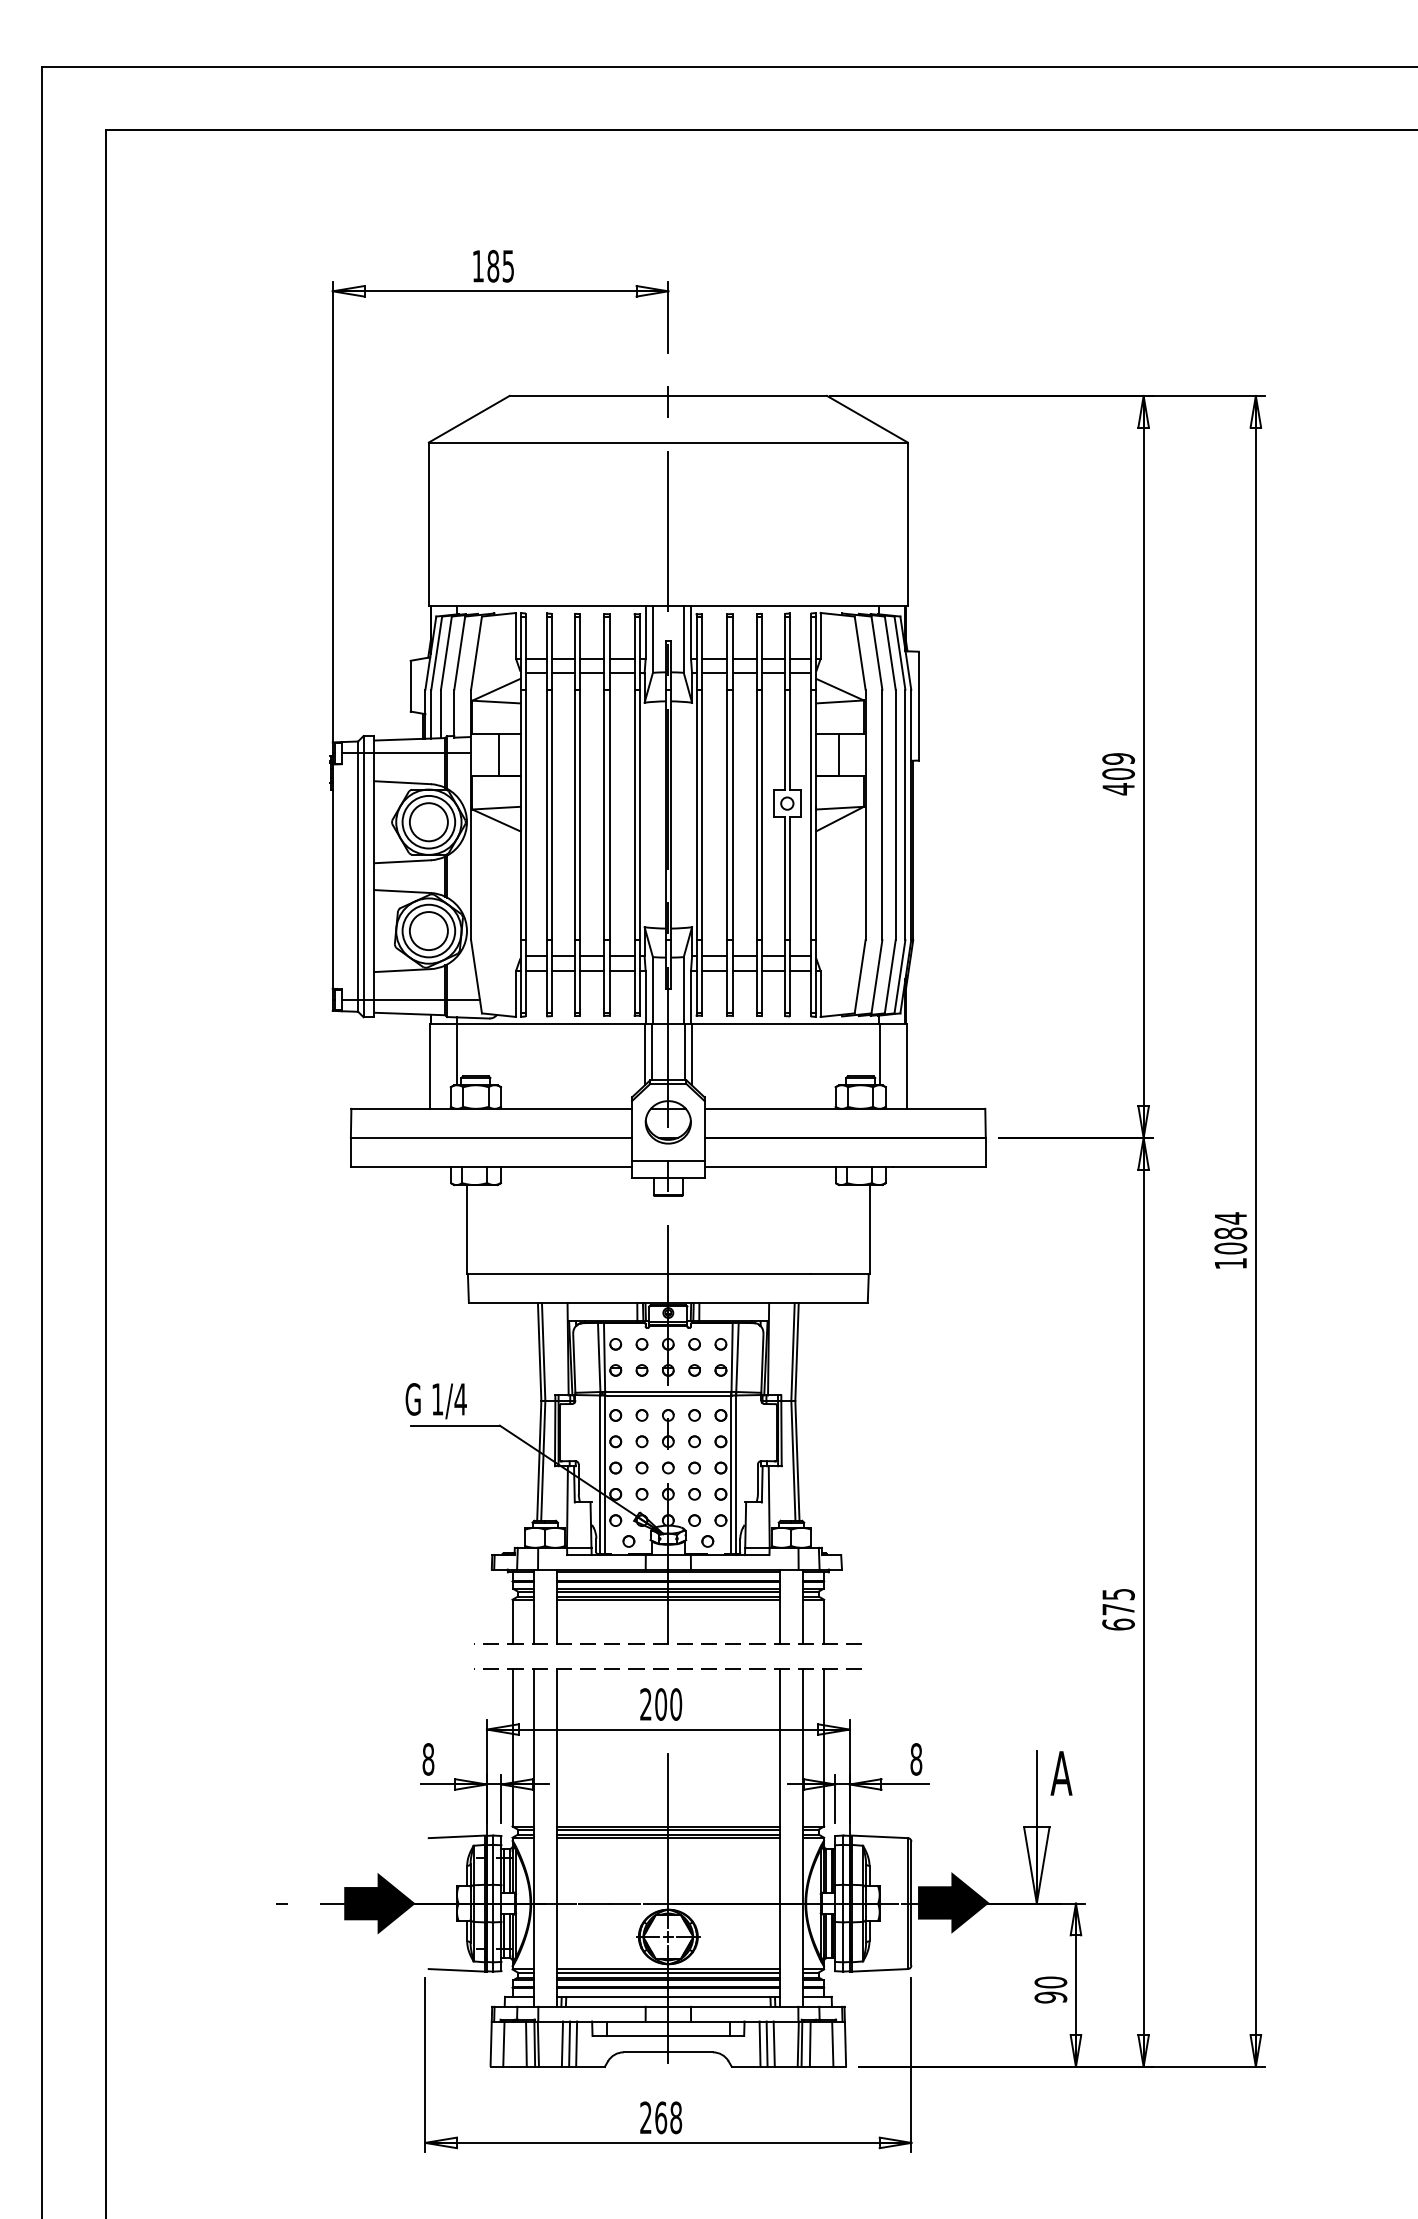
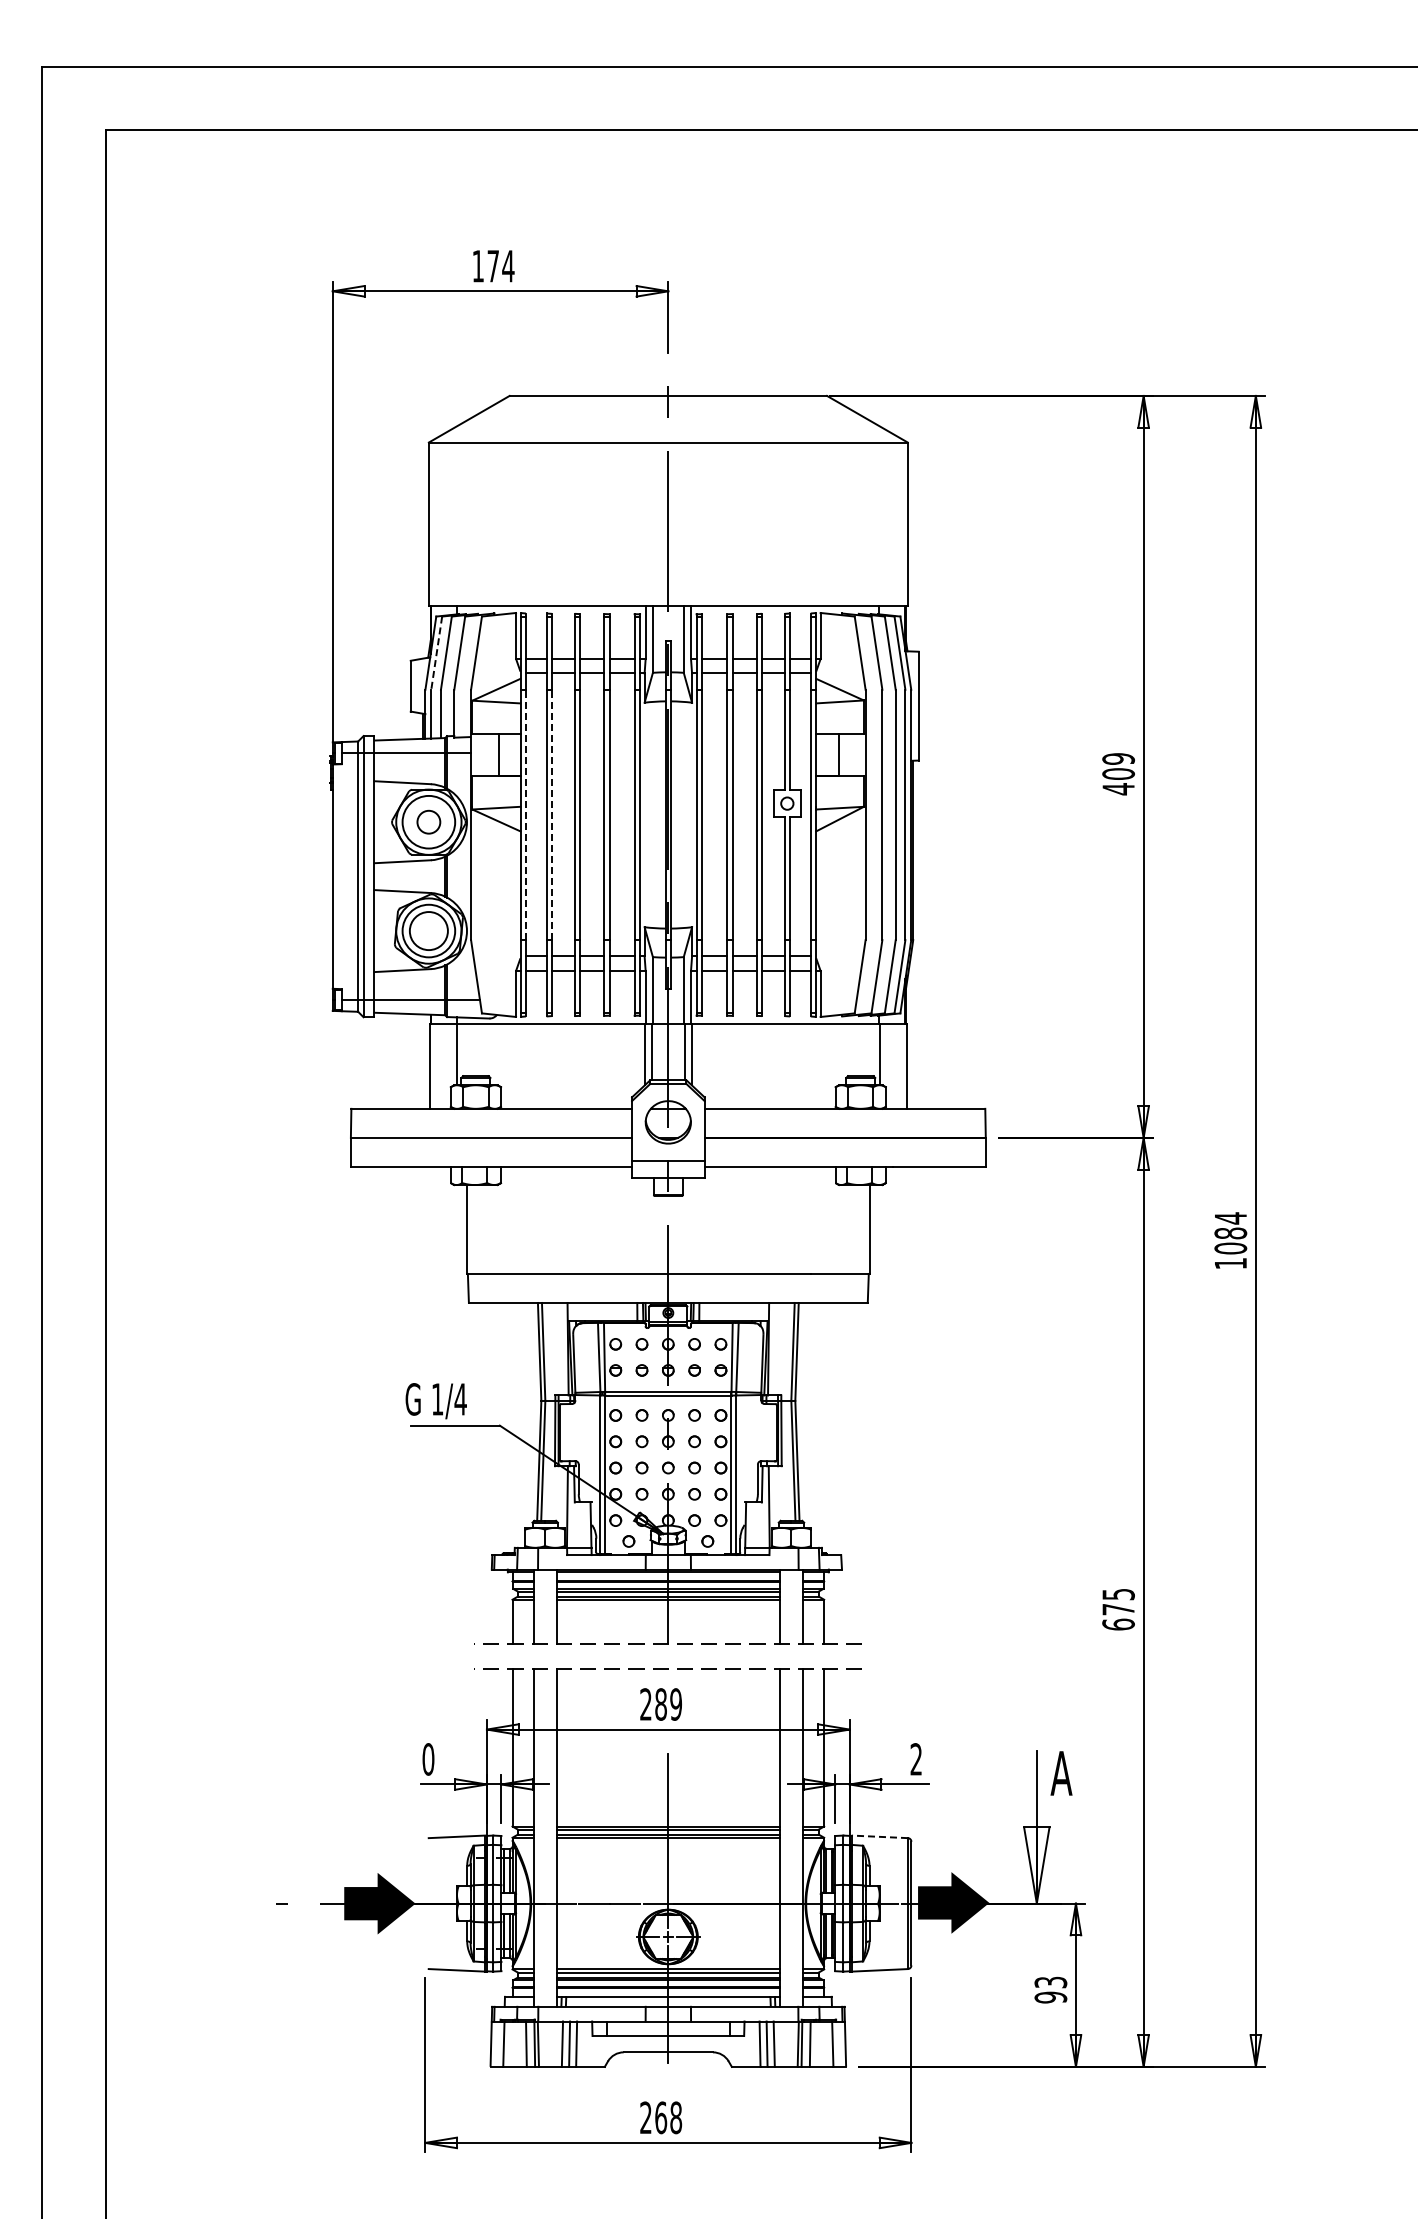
text: 185 -> 174 (500, 265)
line: solid -> dashed (436, 653)
line: solid -> dashed (525, 814)
line: solid -> dashed (552, 814)
circle diameter: 38 px -> 23 px (428, 821)
text: 200 -> 289 (668, 1704)
text: 8 -> 0 (428, 1759)
text: 8 -> 2 (916, 1759)
line: solid -> dashed (879, 1836)
text: 90 -> 93 (1050, 1982)
